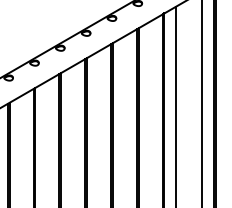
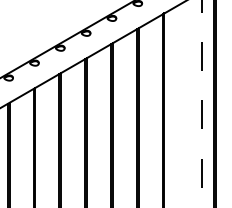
line: solid -> dashed (202, 103)
line: present -> none (176, 105)
